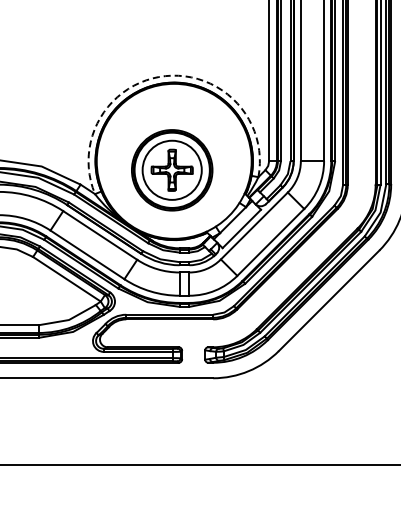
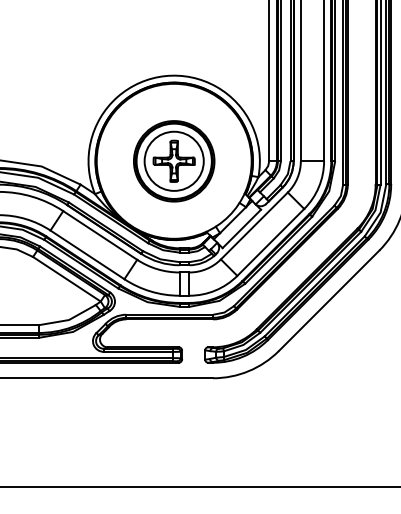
arc: dashed -> solid (165, 76)
part position: (172, 170) -> (174, 161) (174, 161)
line position: (199, 464) -> (199, 486) (199, 486)
